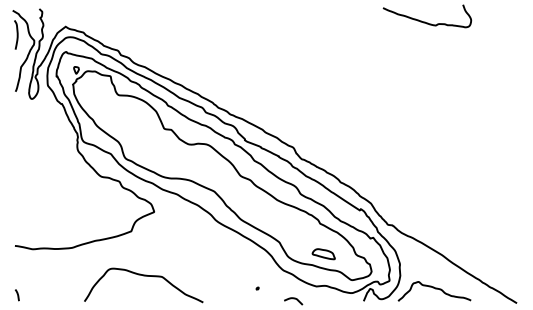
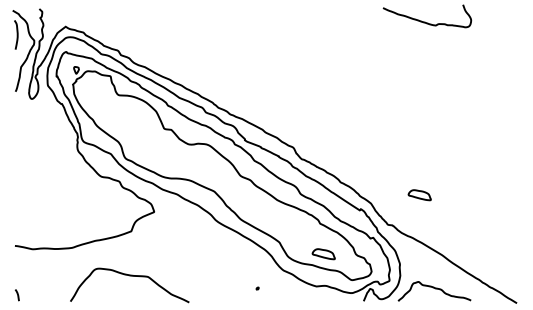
part: none -> present (419, 195)
curve position: (143, 276) -> (129, 276) (129, 276)
curve: present -> none (293, 299)
